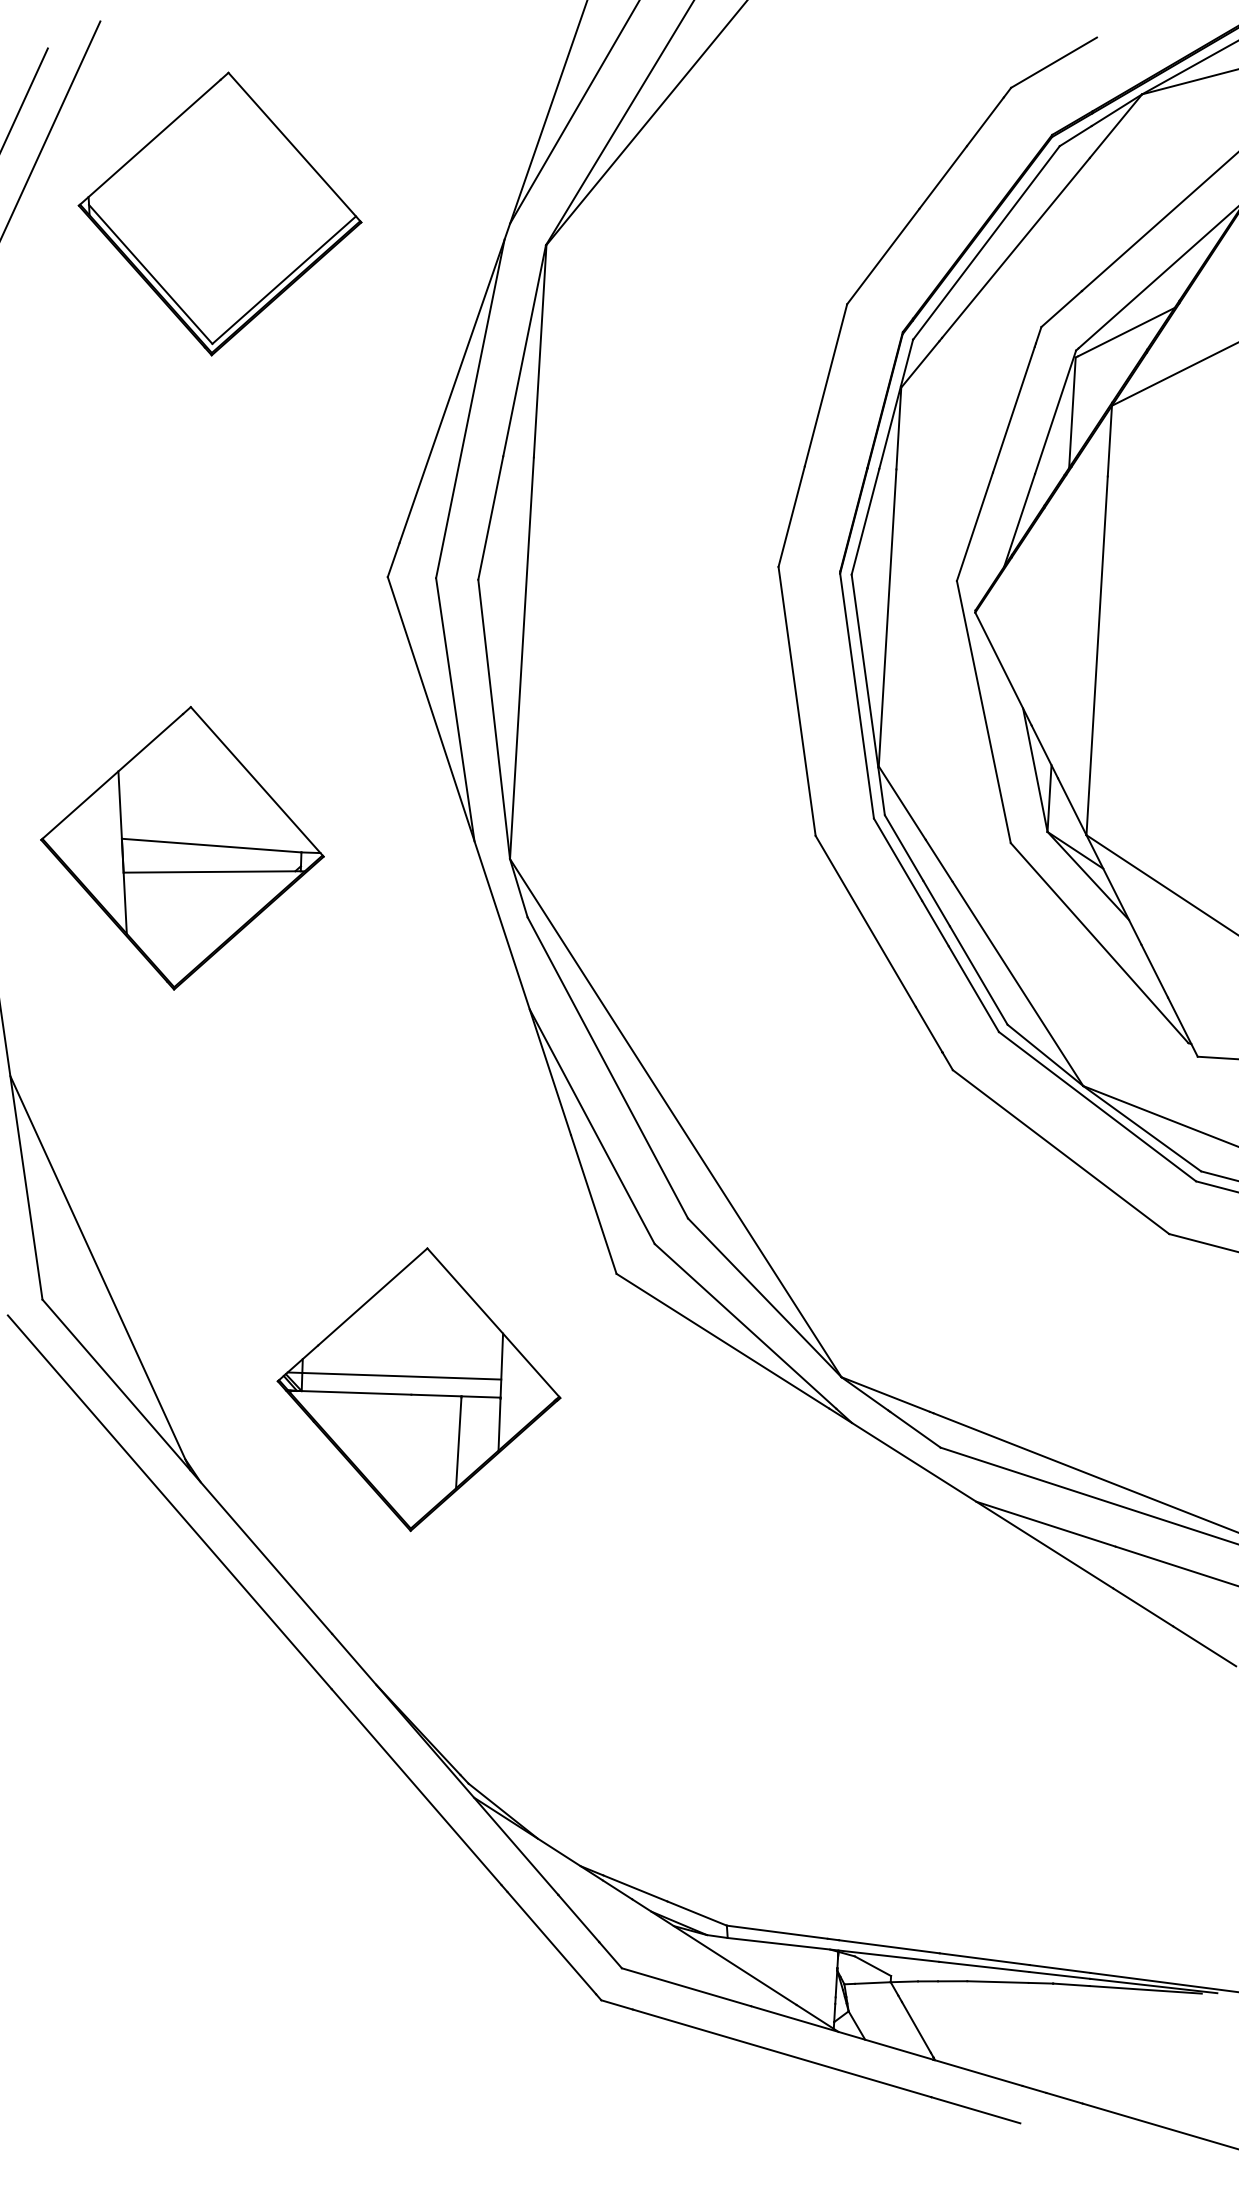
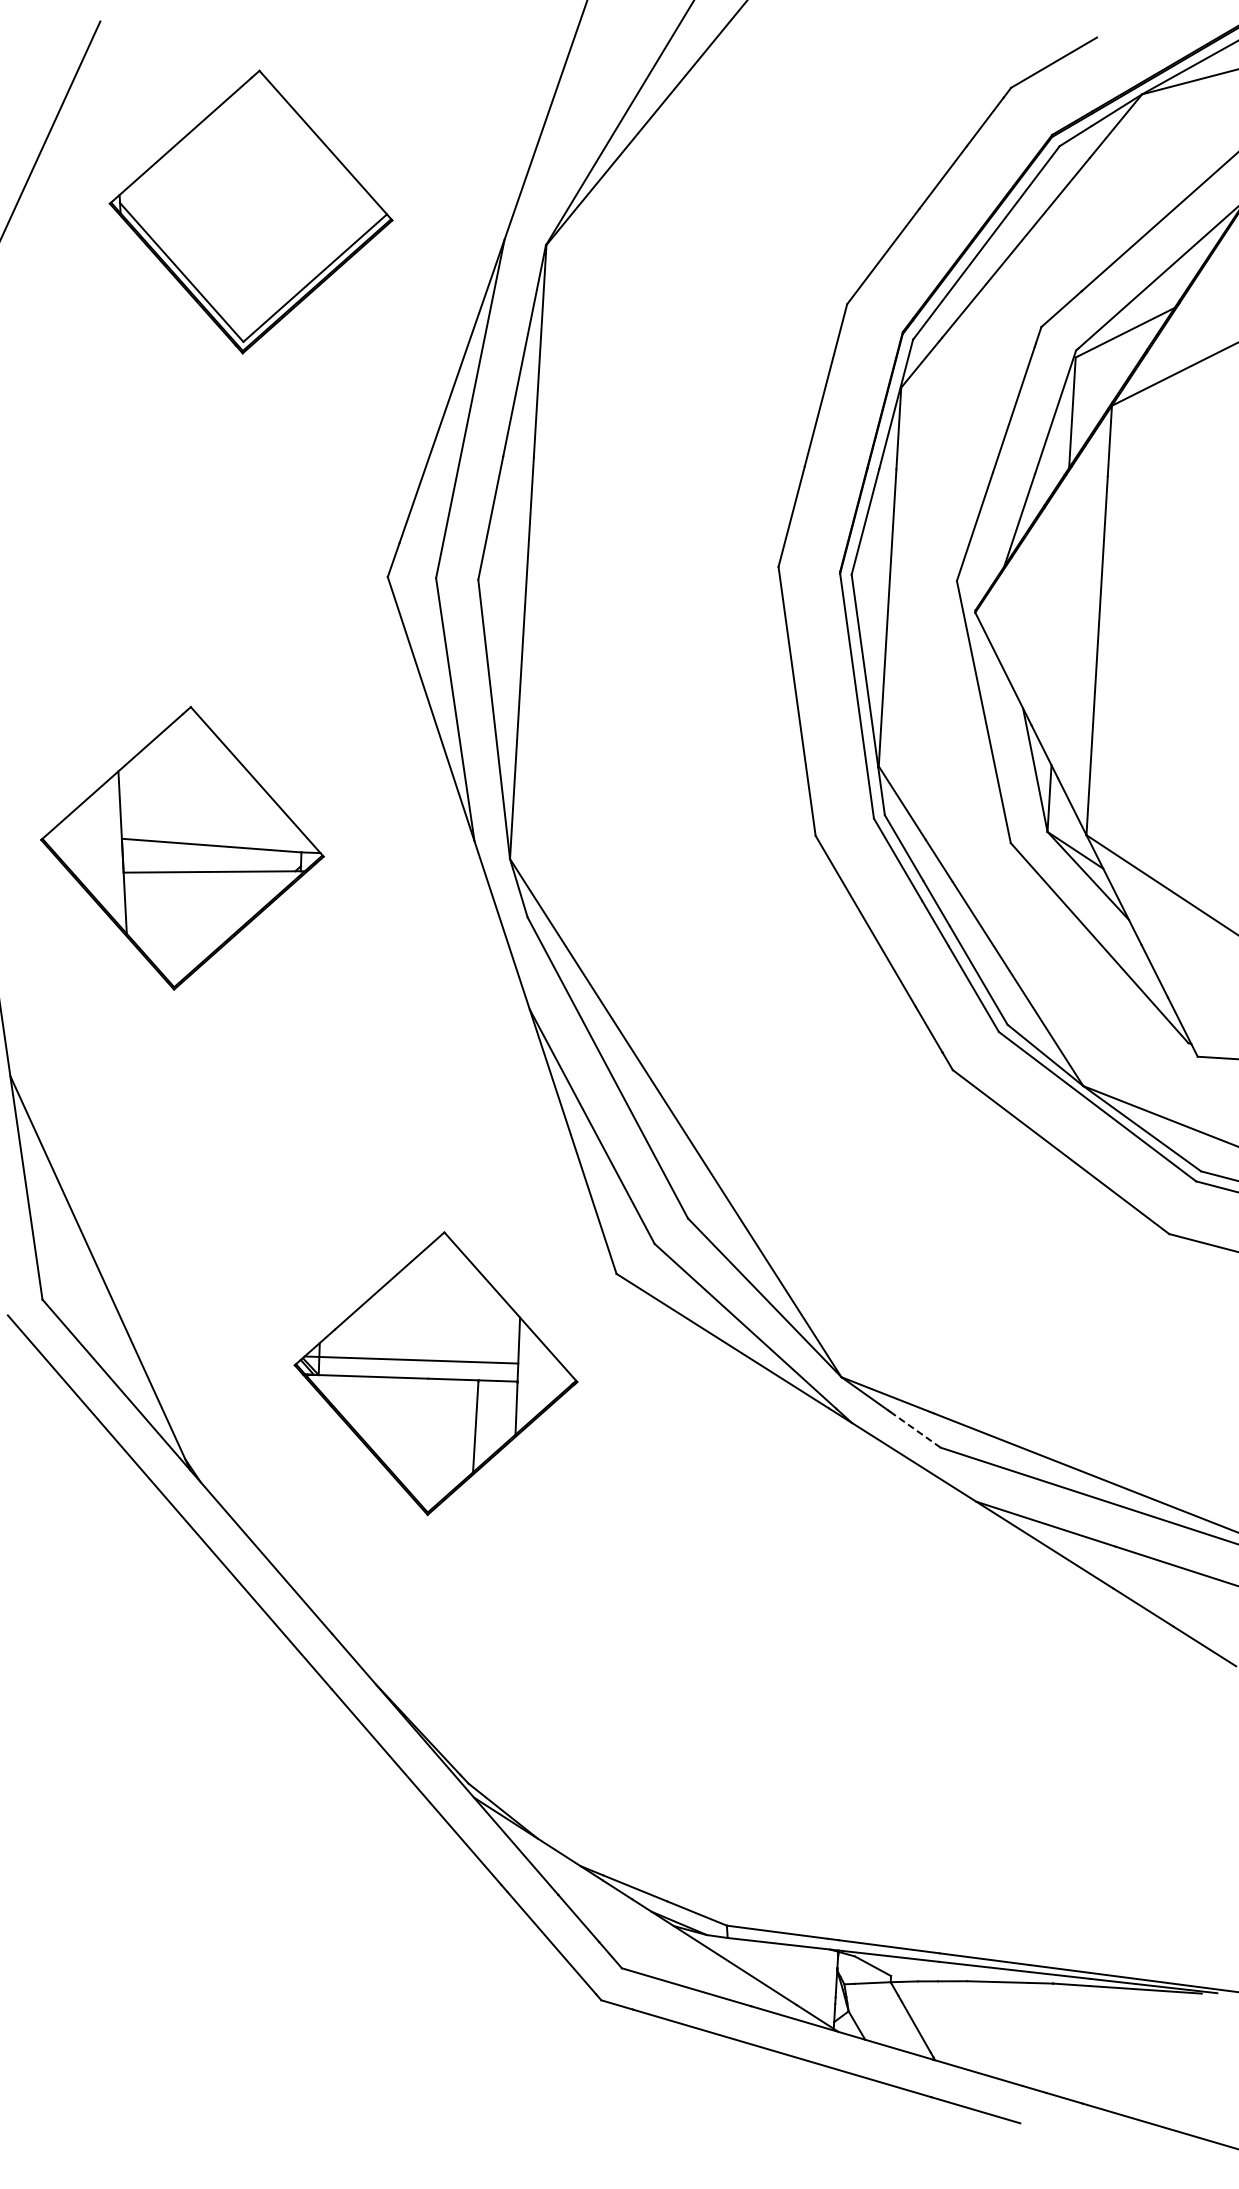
line: present -> none (24, 98)
line: present -> none (574, 112)
part position: (219, 213) -> (250, 211) (250, 211)
part position: (418, 1389) -> (435, 1373) (435, 1373)
line: solid -> dashed (915, 1429)
